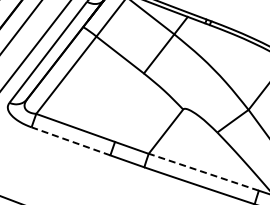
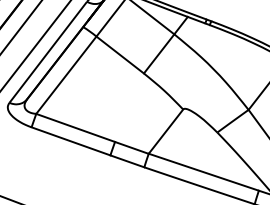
line: dashed -> solid (71, 141)
line: dashed -> solid (203, 172)
